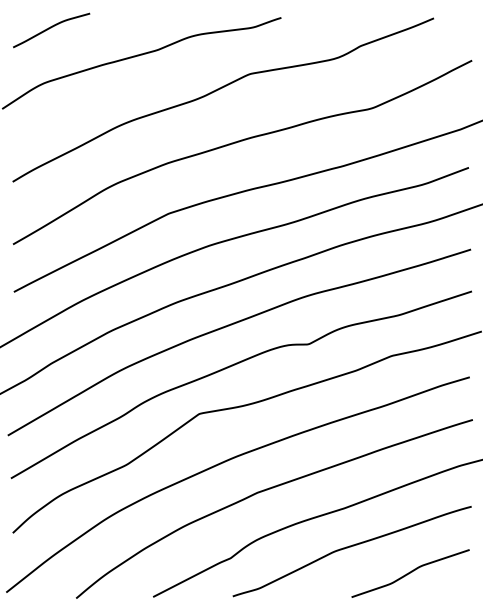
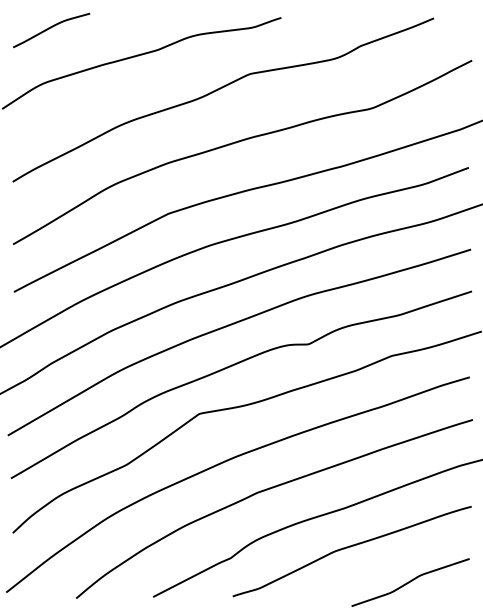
curve position: (410, 573) -> (410, 582) (410, 582)
